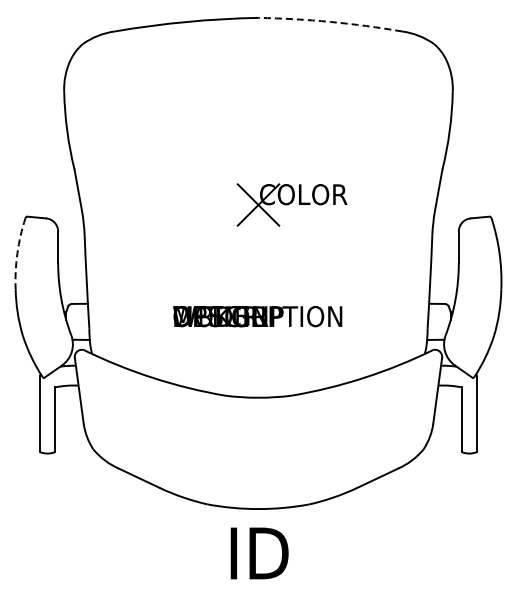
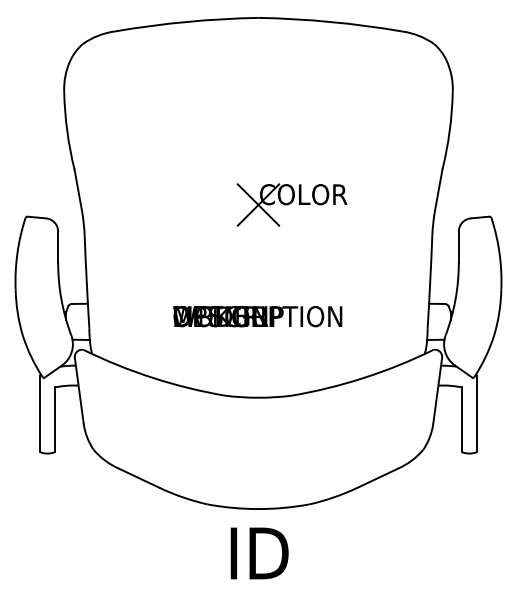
arc: dashed -> solid (330, 21)
arc: dashed -> solid (17, 253)
